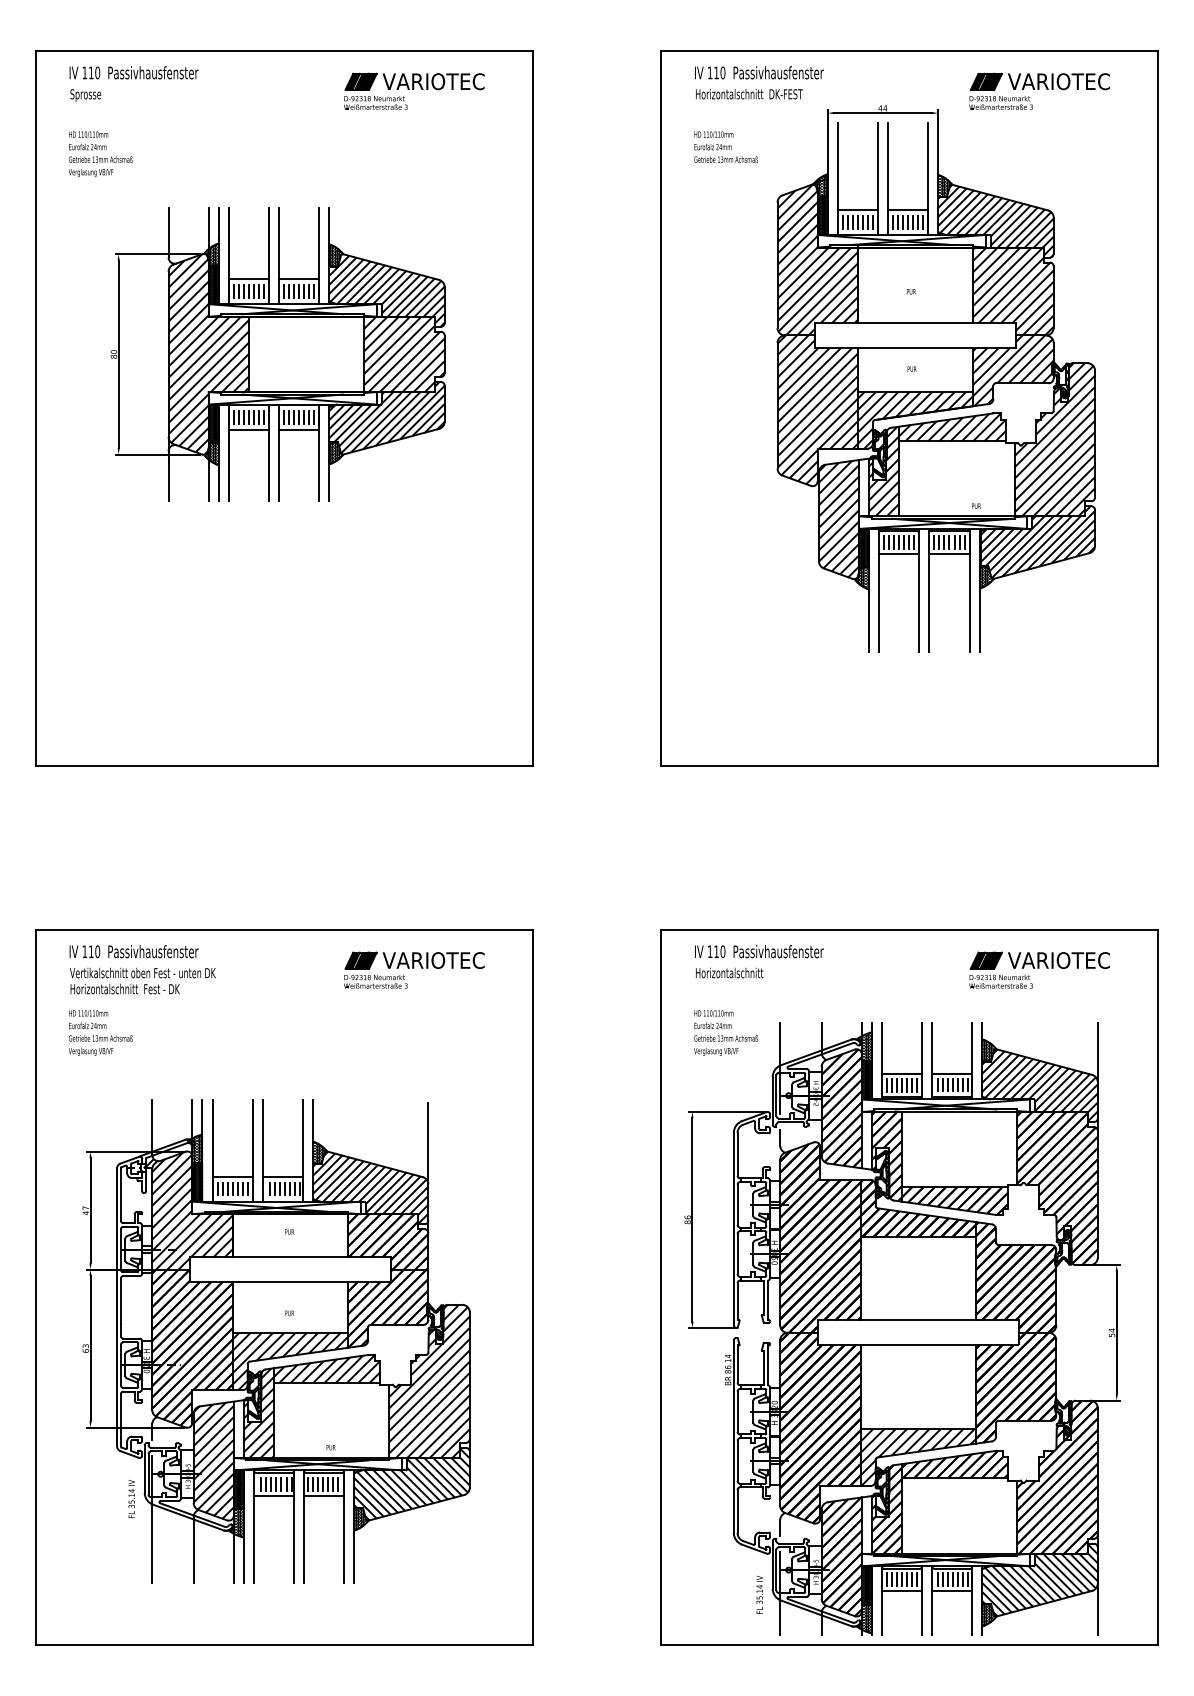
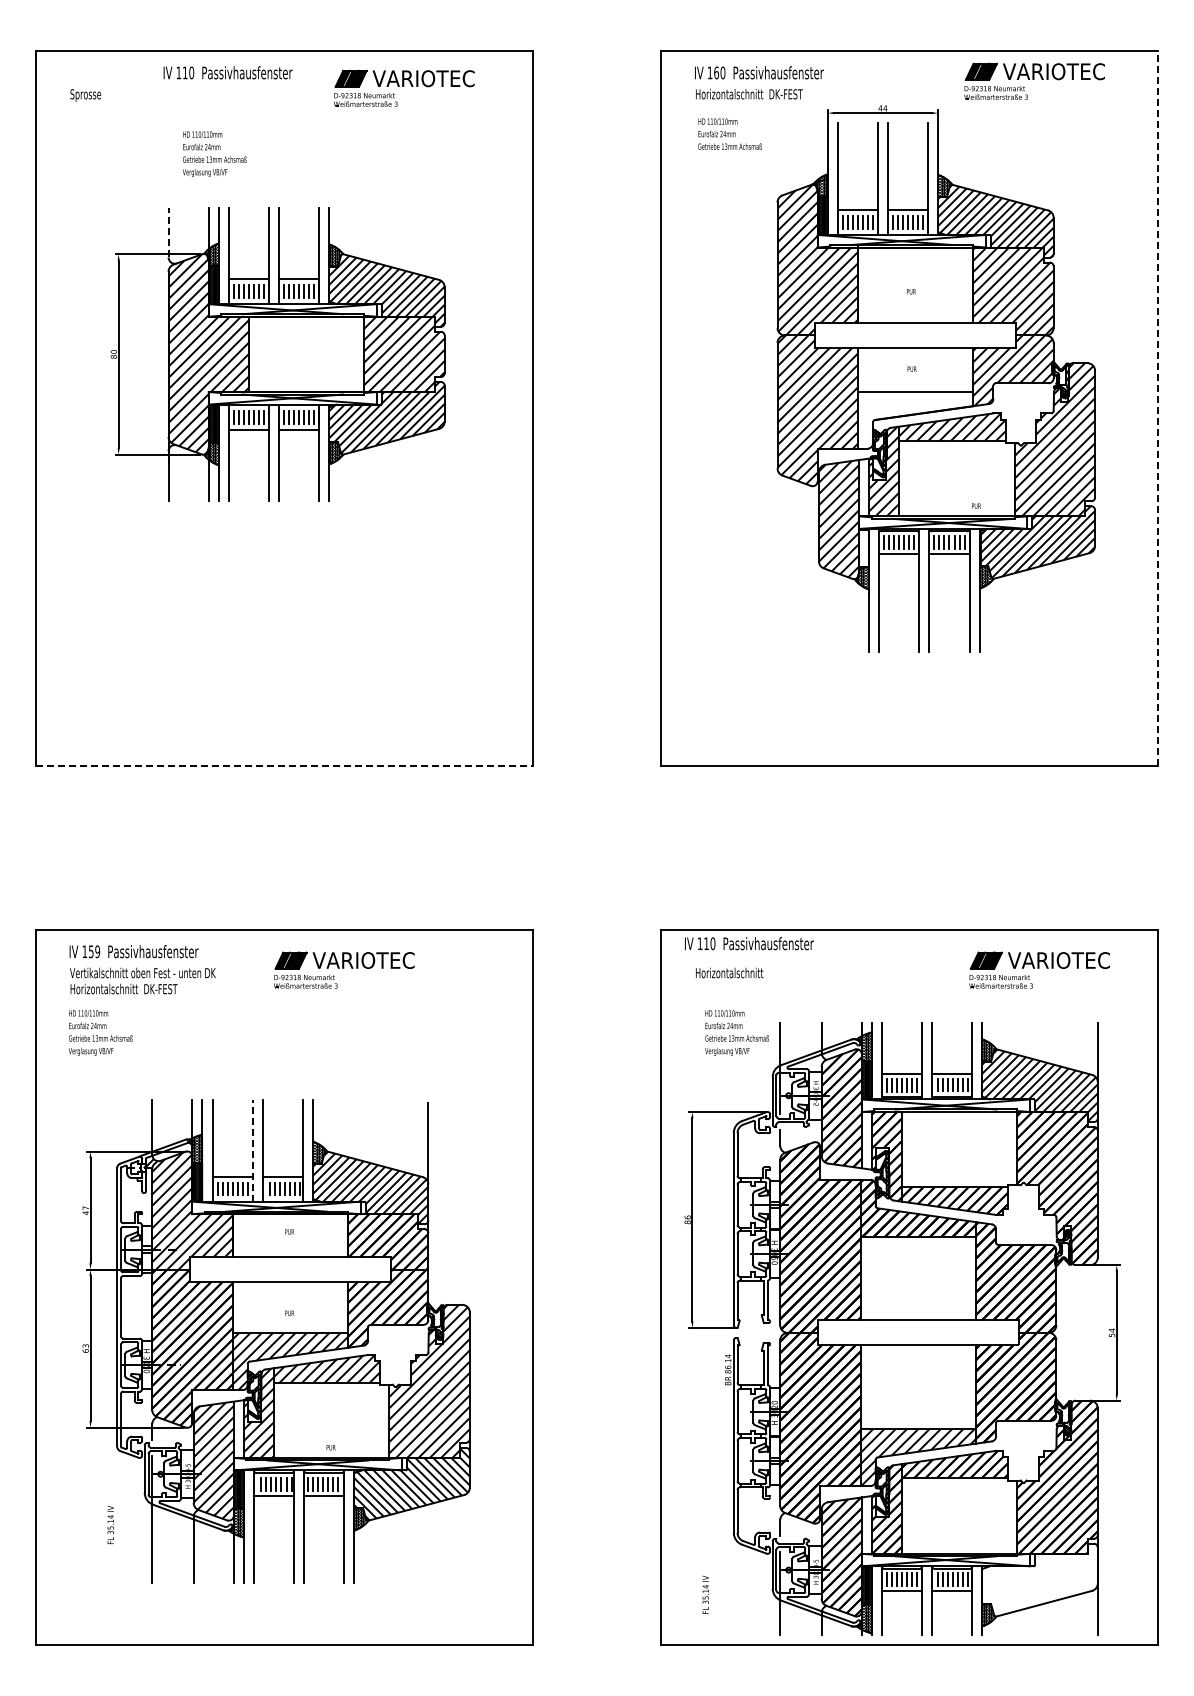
text position: (133, 72) -> (227, 72) (227, 72)
text: 110 -> 160 (716, 72)
part position: (414, 90) -> (404, 87) (404, 87)
part position: (1039, 90) -> (1034, 80) (1034, 80)
text position: (725, 146) -> (729, 133) (729, 133)
text position: (100, 153) -> (214, 153) (214, 153)
line: solid -> dashed (168, 232)
line: solid -> dashed (1158, 408)
hatch: present -> none (915, 419)
hatch: present -> none (864, 548)
line: solid -> dashed (284, 766)
text: 110 -> 159 (94, 951)
text position: (759, 951) -> (749, 943) (749, 943)
part position: (414, 969) -> (344, 969) (344, 969)
text: Horizontalschnitt  Fest - DK -> Horizontalschnitt  DK-FEST (162, 989)
text position: (725, 1032) -> (736, 1032) (736, 1032)
line: solid -> dashed (252, 1150)
text position: (131, 1498) -> (110, 1524) (110, 1524)
hatch: present -> none (1039, 1580)
text position: (759, 1594) -> (705, 1594) (705, 1594)
